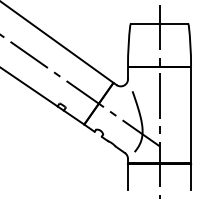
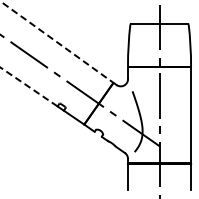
line: solid -> dashed (57, 42)
line: solid -> dashed (28, 86)
